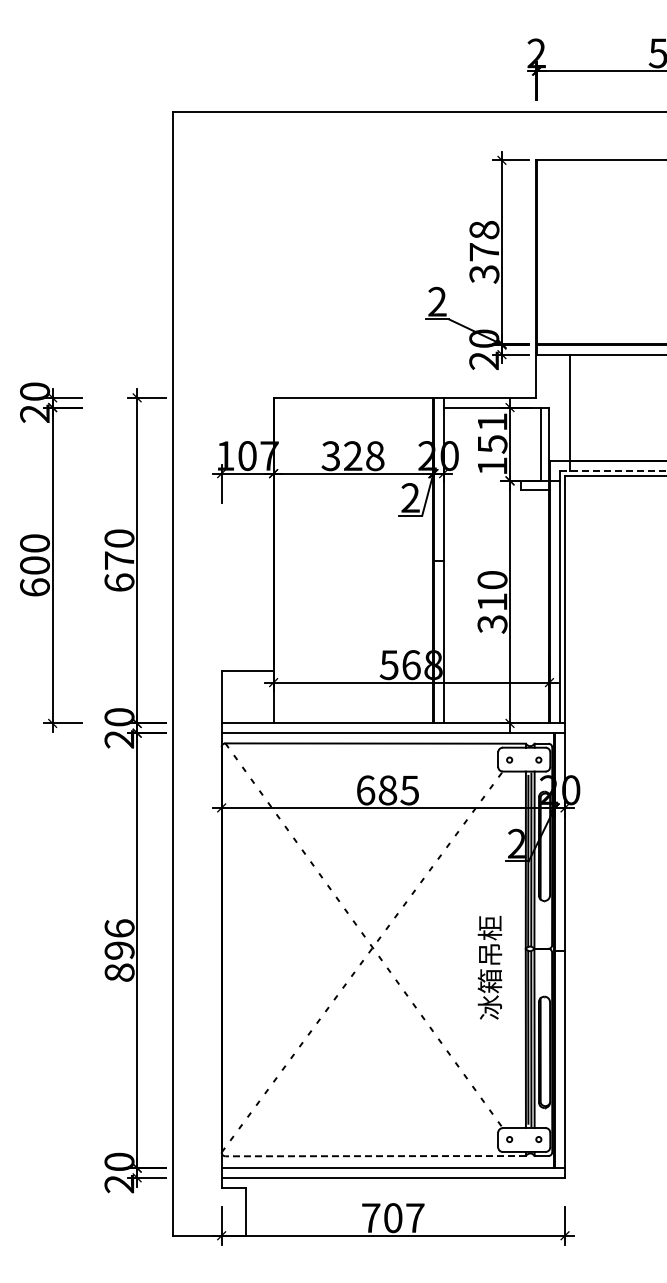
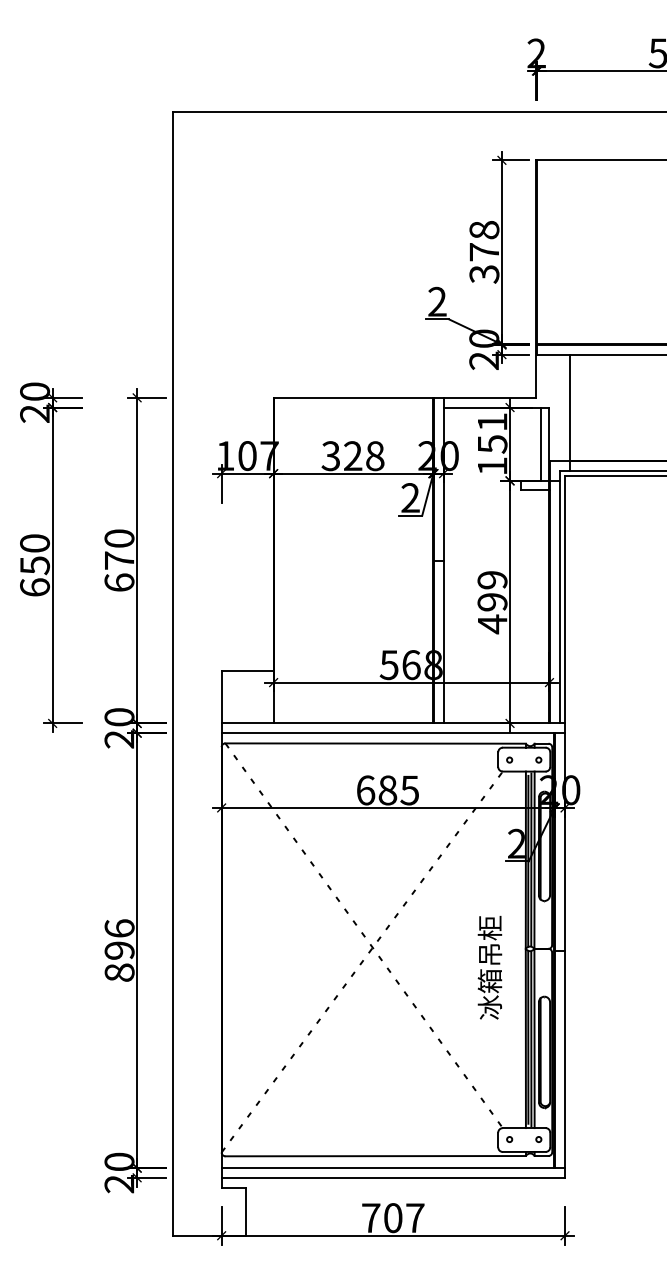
line: dashed -> solid (613, 471)
text: 600 -> 650 (34, 565)
text: 310 -> 499 (492, 602)
line: dashed -> solid (375, 1156)
